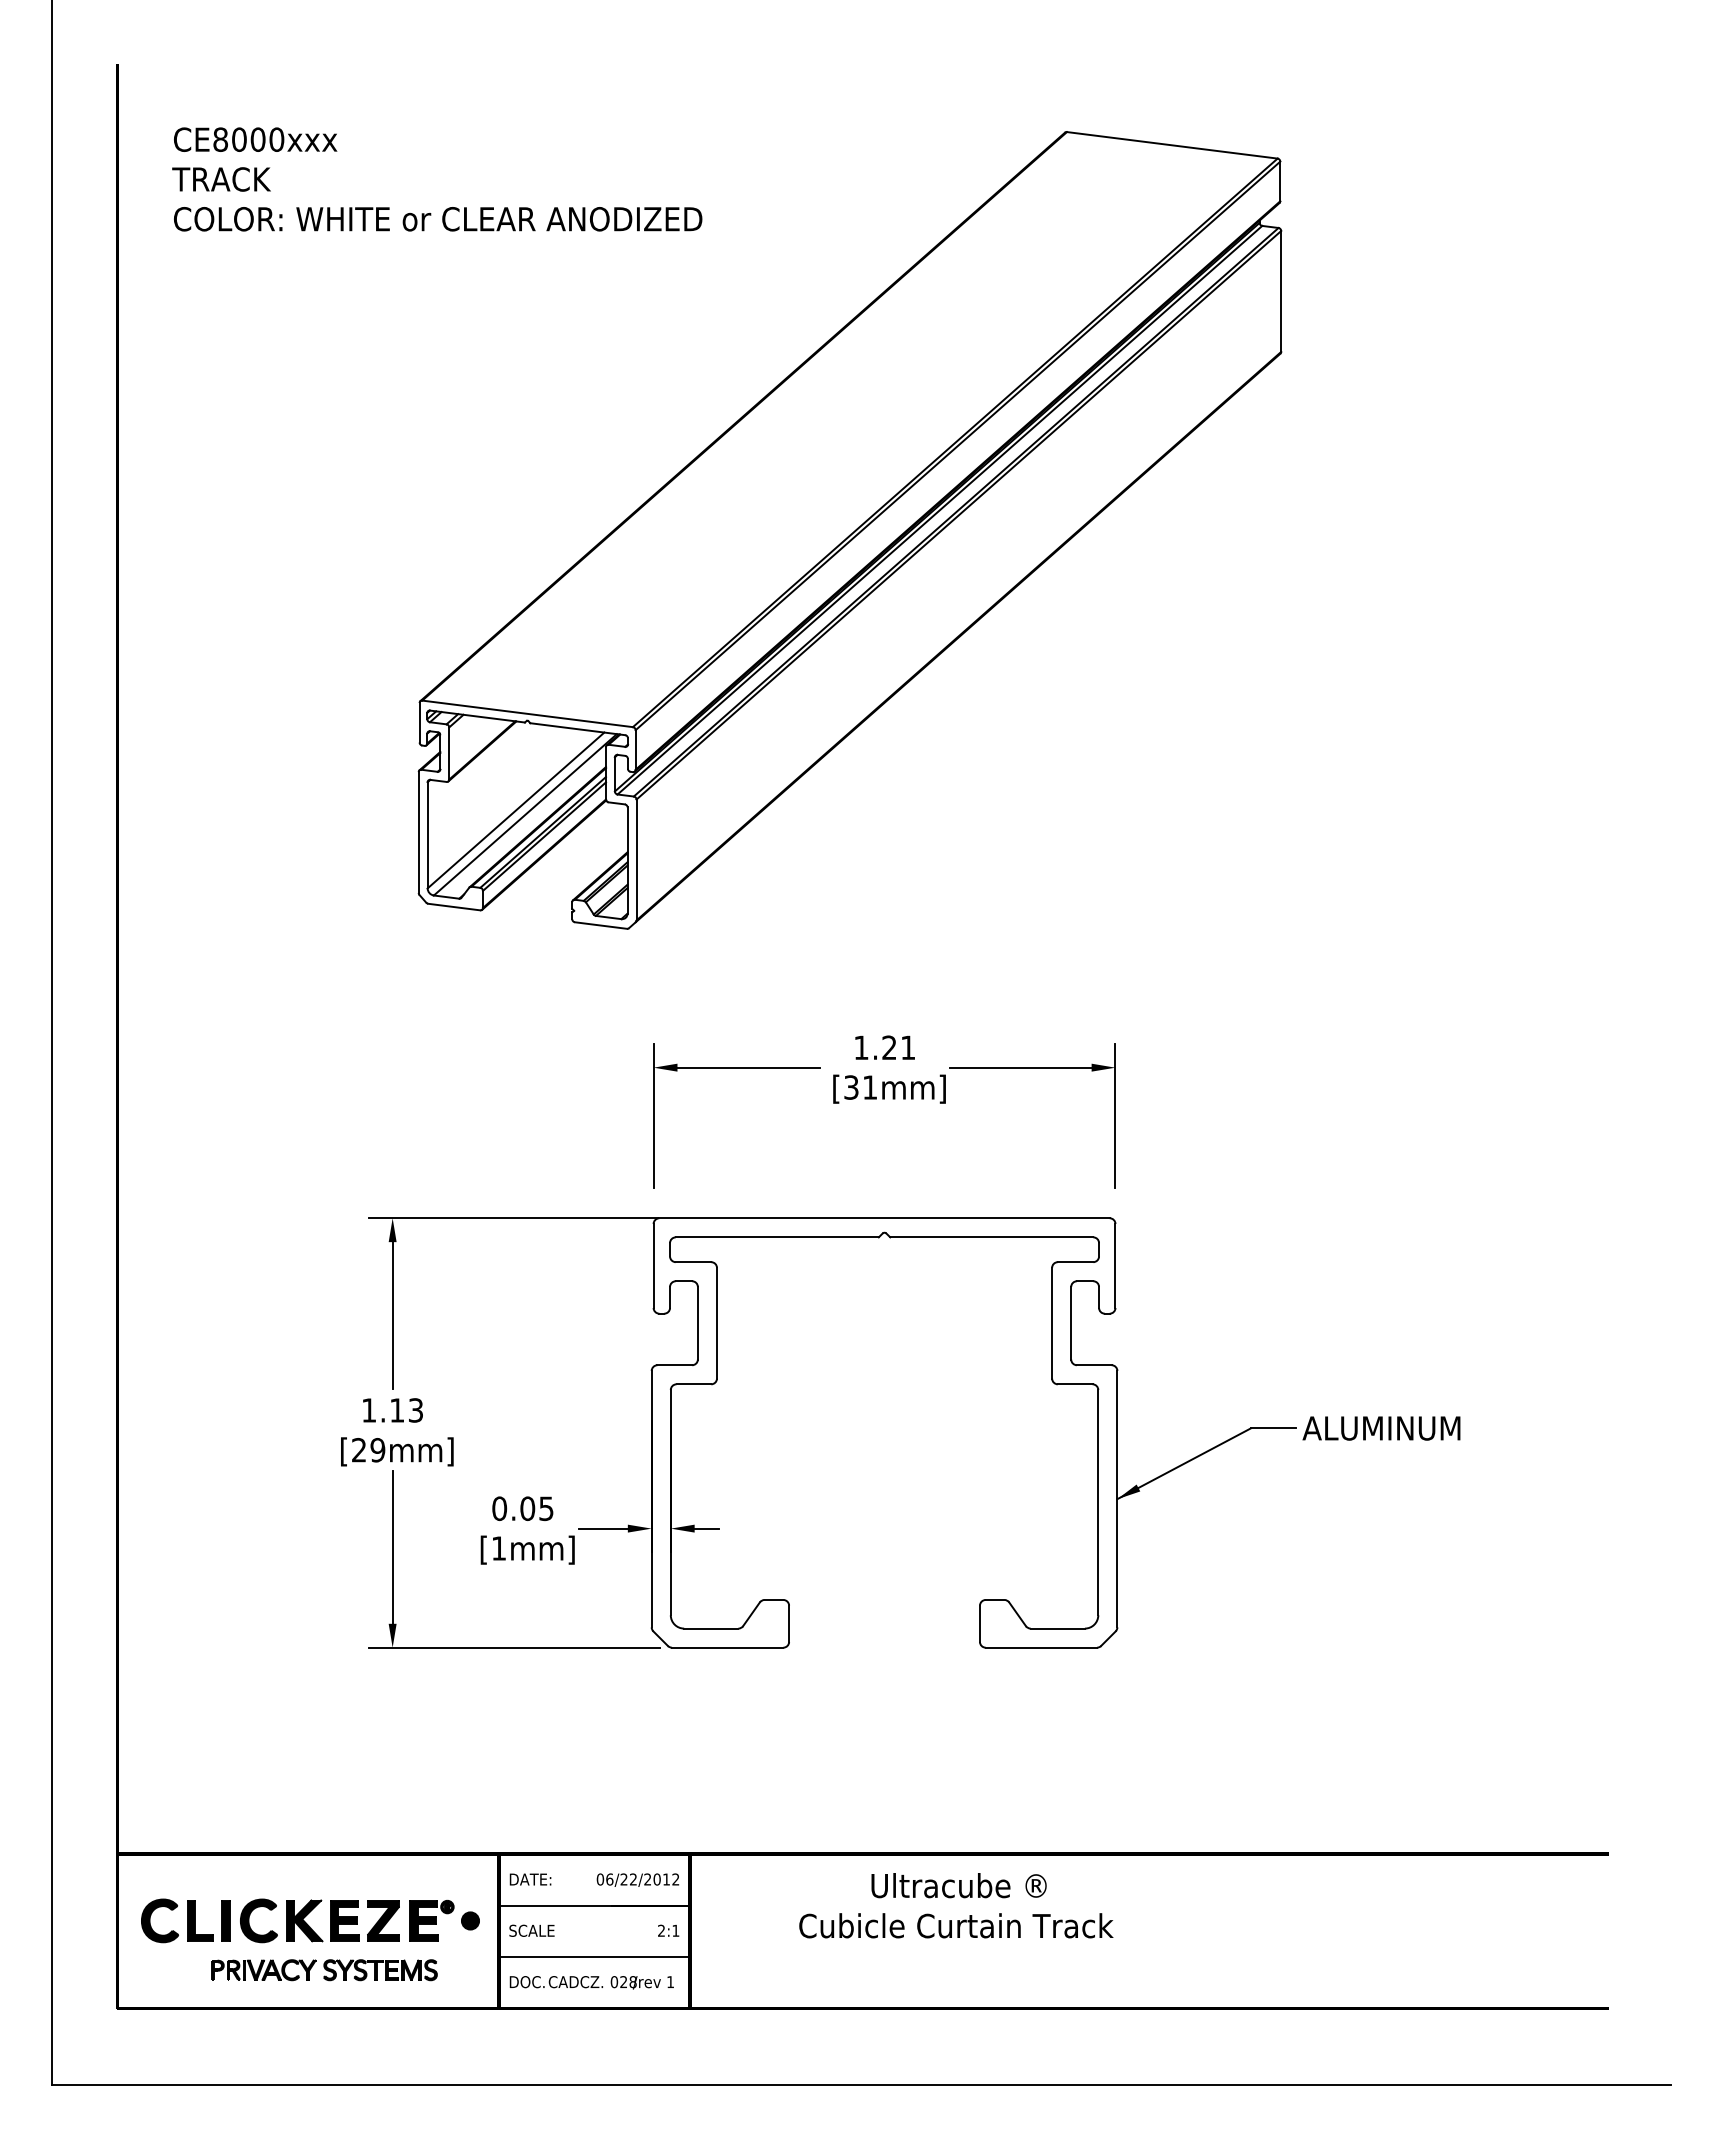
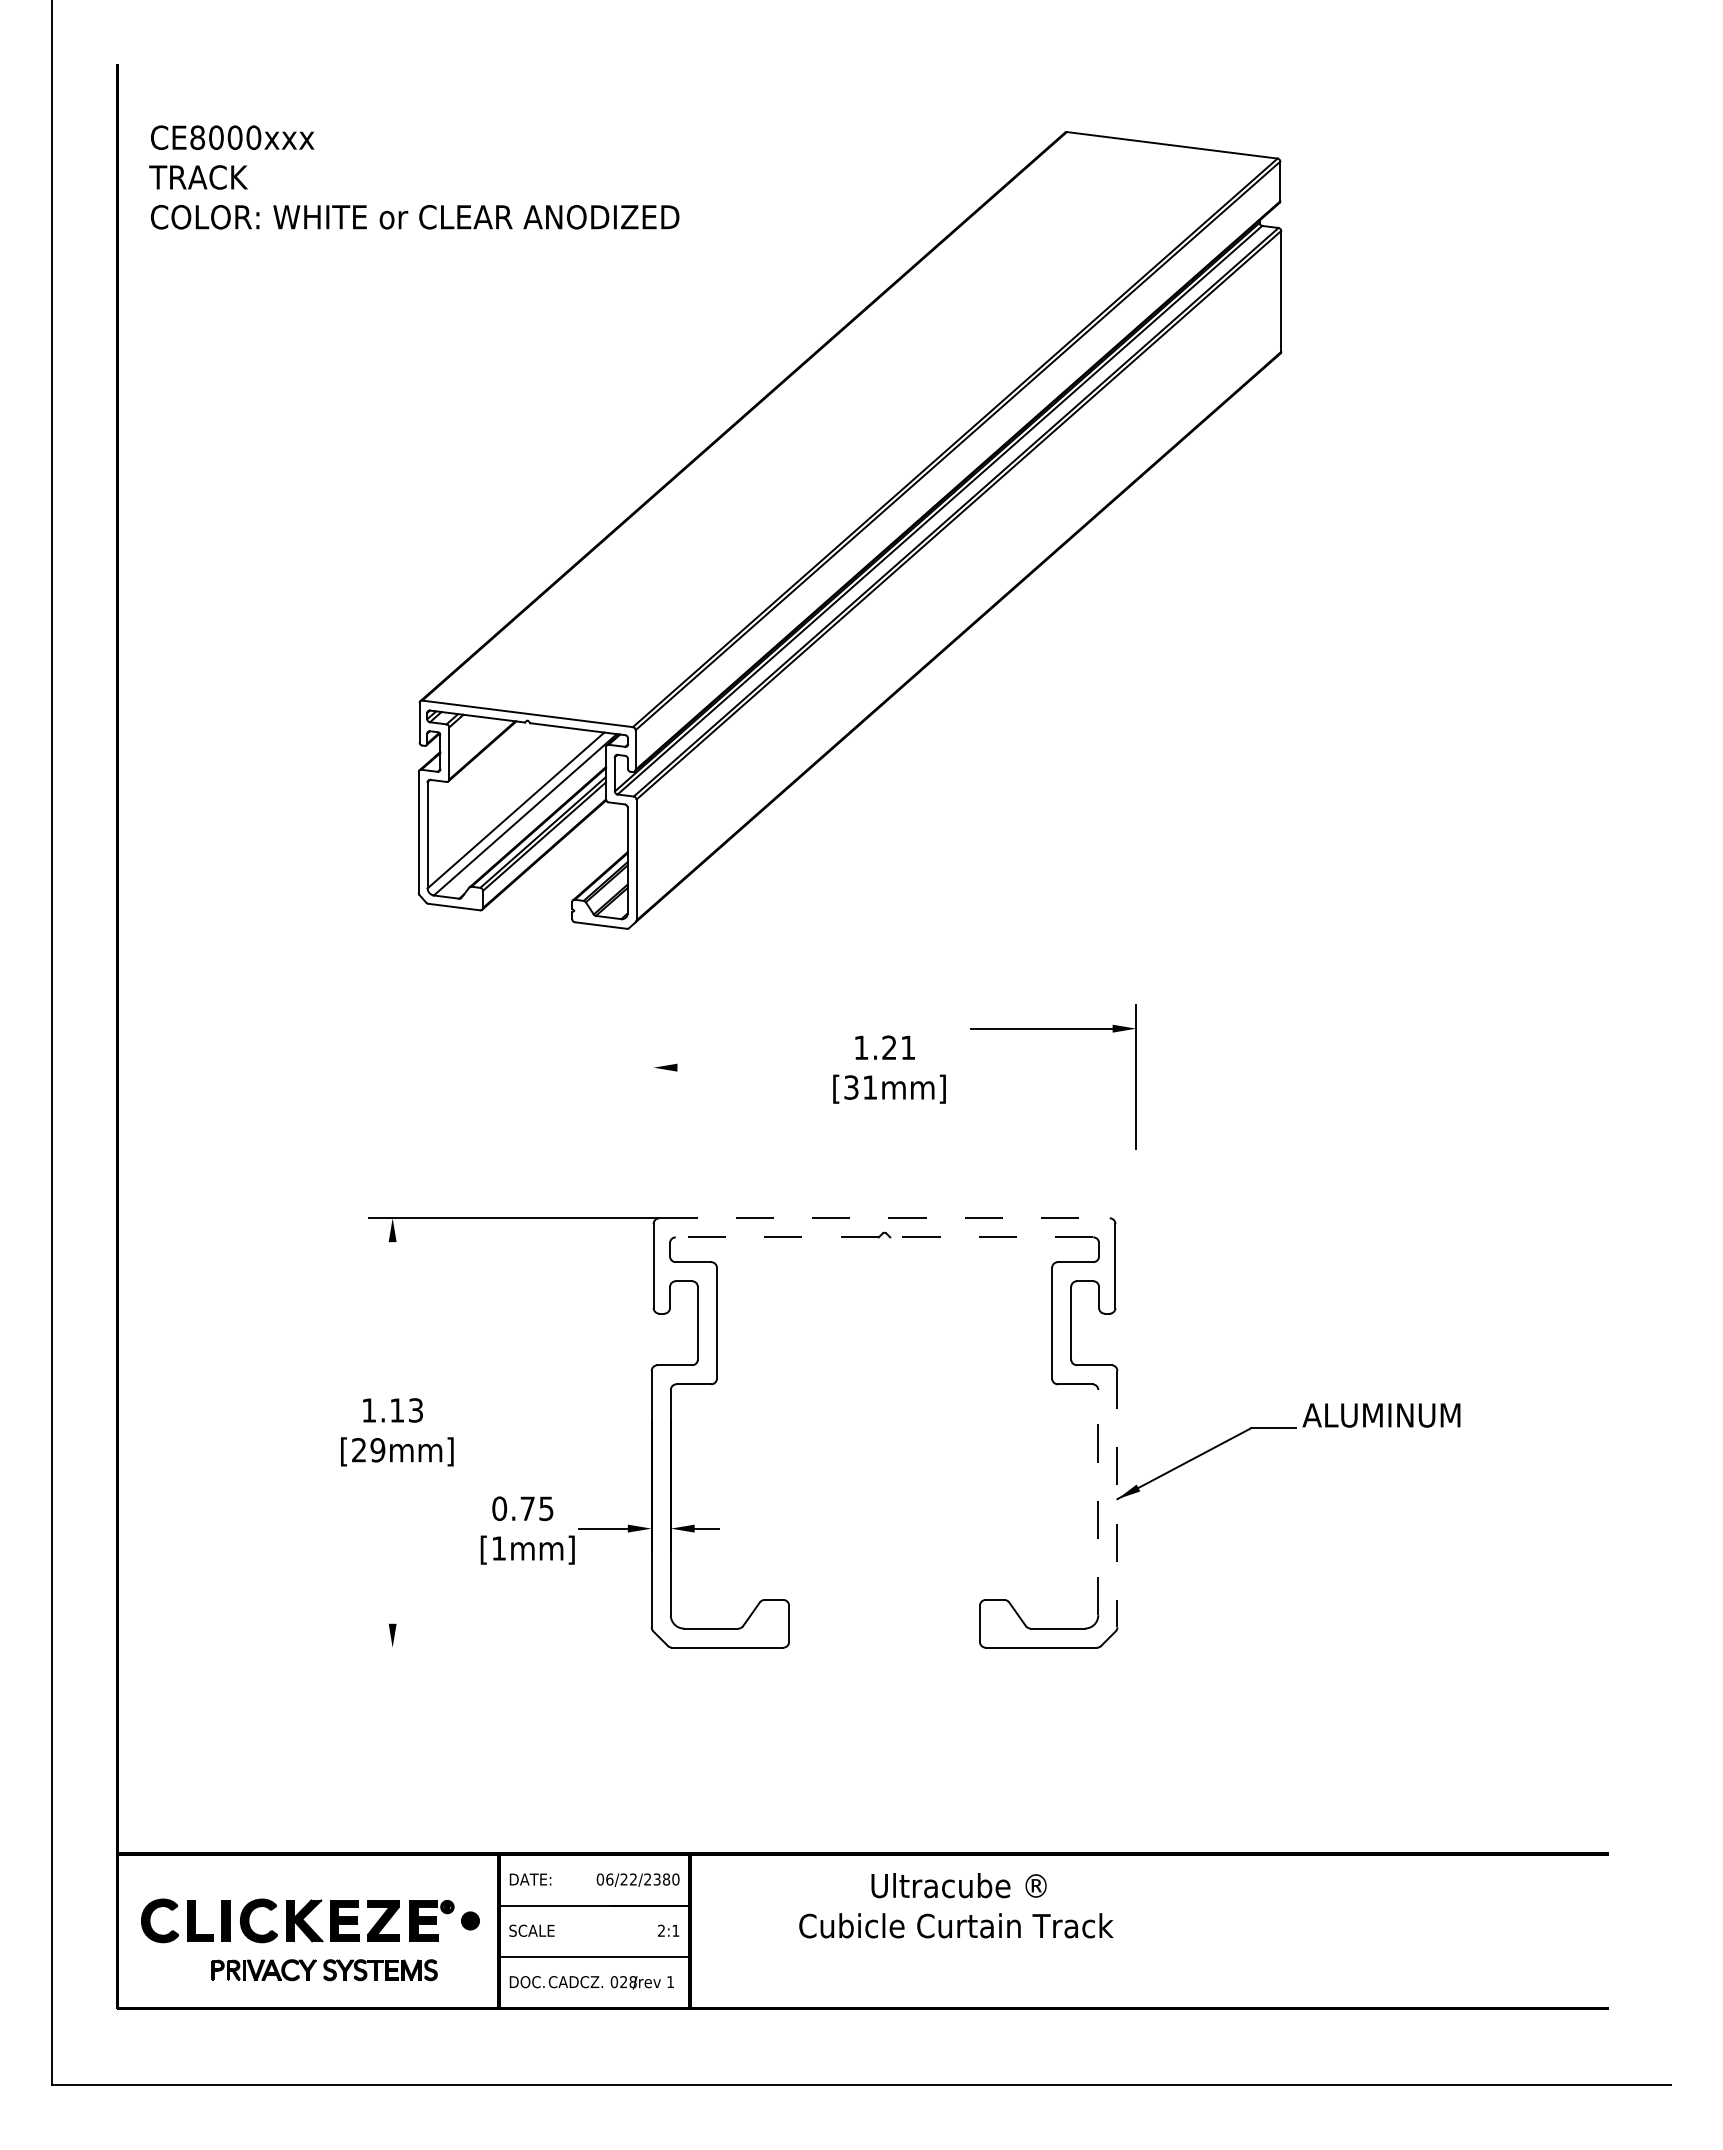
text position: (437, 179) -> (414, 177) (414, 177)
line: present -> none (748, 1067)
part position: (1032, 1068) -> (1053, 1029) (1053, 1029)
line: present -> none (653, 1115)
line: solid -> dashed (885, 1218)
line: solid -> dashed (777, 1237)
line: solid -> dashed (991, 1237)
line: present -> none (392, 1315)
text position: (1381, 1428) -> (1381, 1415) (1381, 1415)
line: solid -> dashed (1117, 1499)
line: solid -> dashed (1098, 1502)
text: 0.05 -> 0.75 (527, 1508)
line: present -> none (392, 1547)
line: present -> none (514, 1647)
text: 06/22/2012 -> 06/22/2380 (666, 1879)
